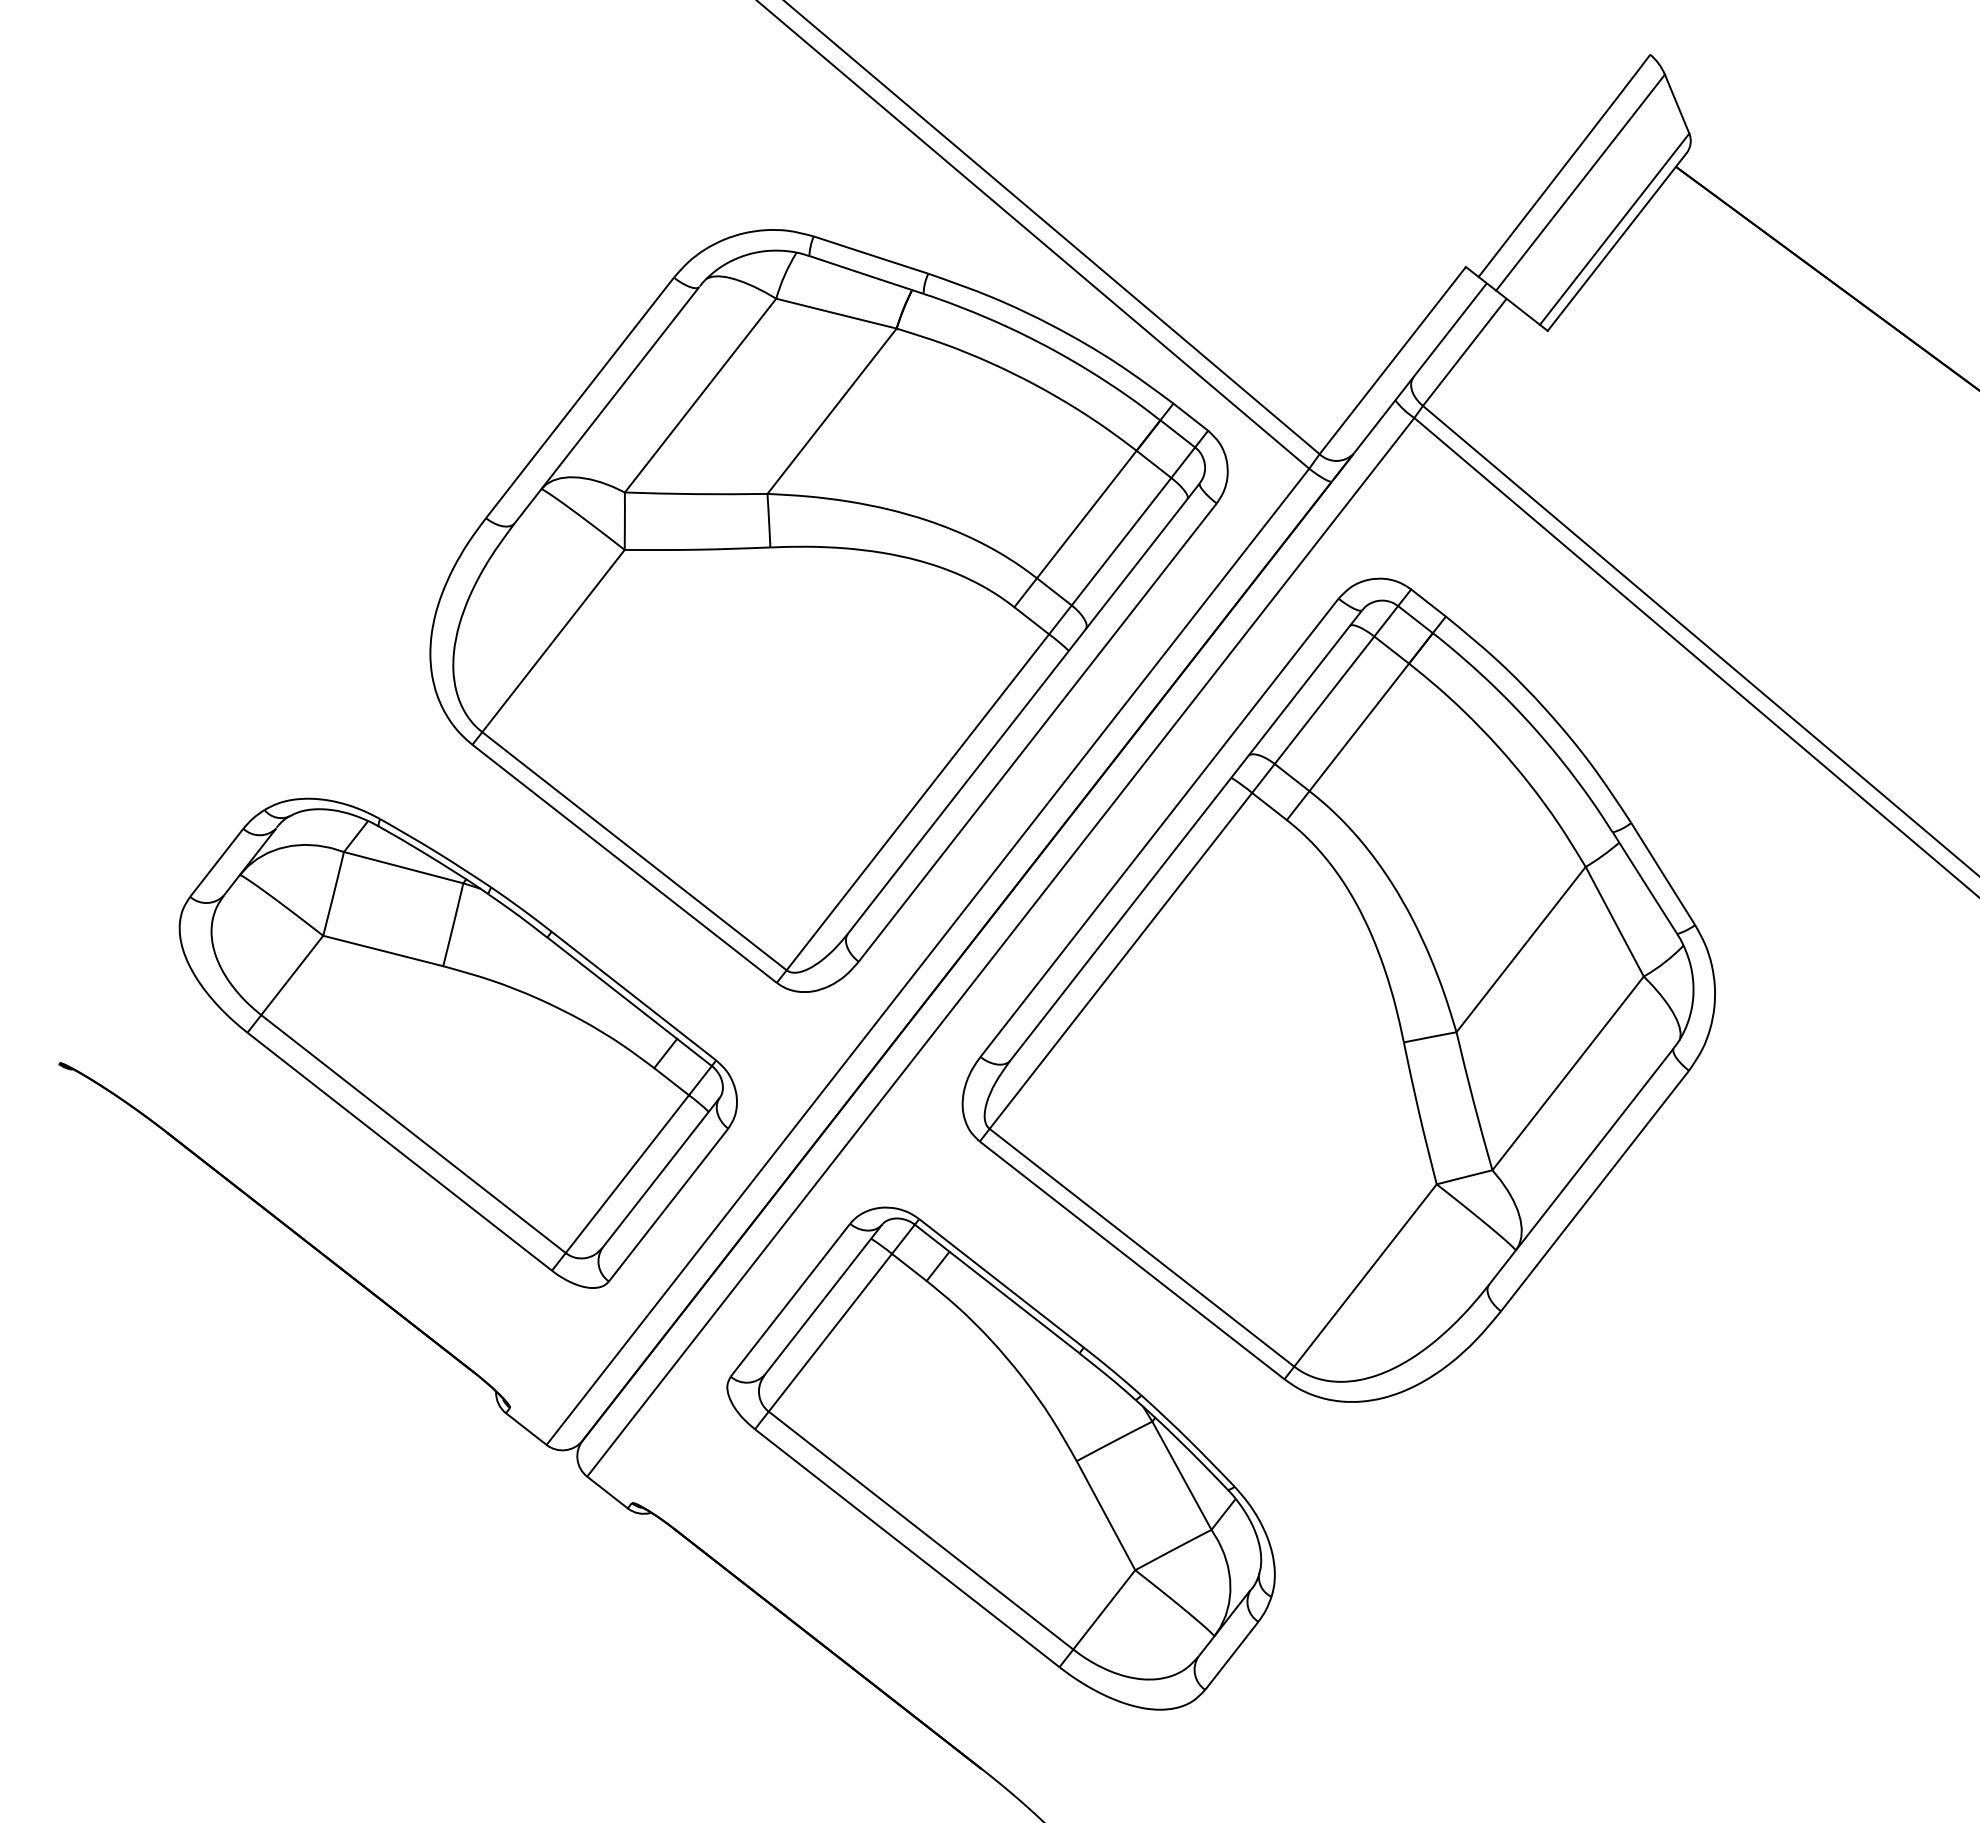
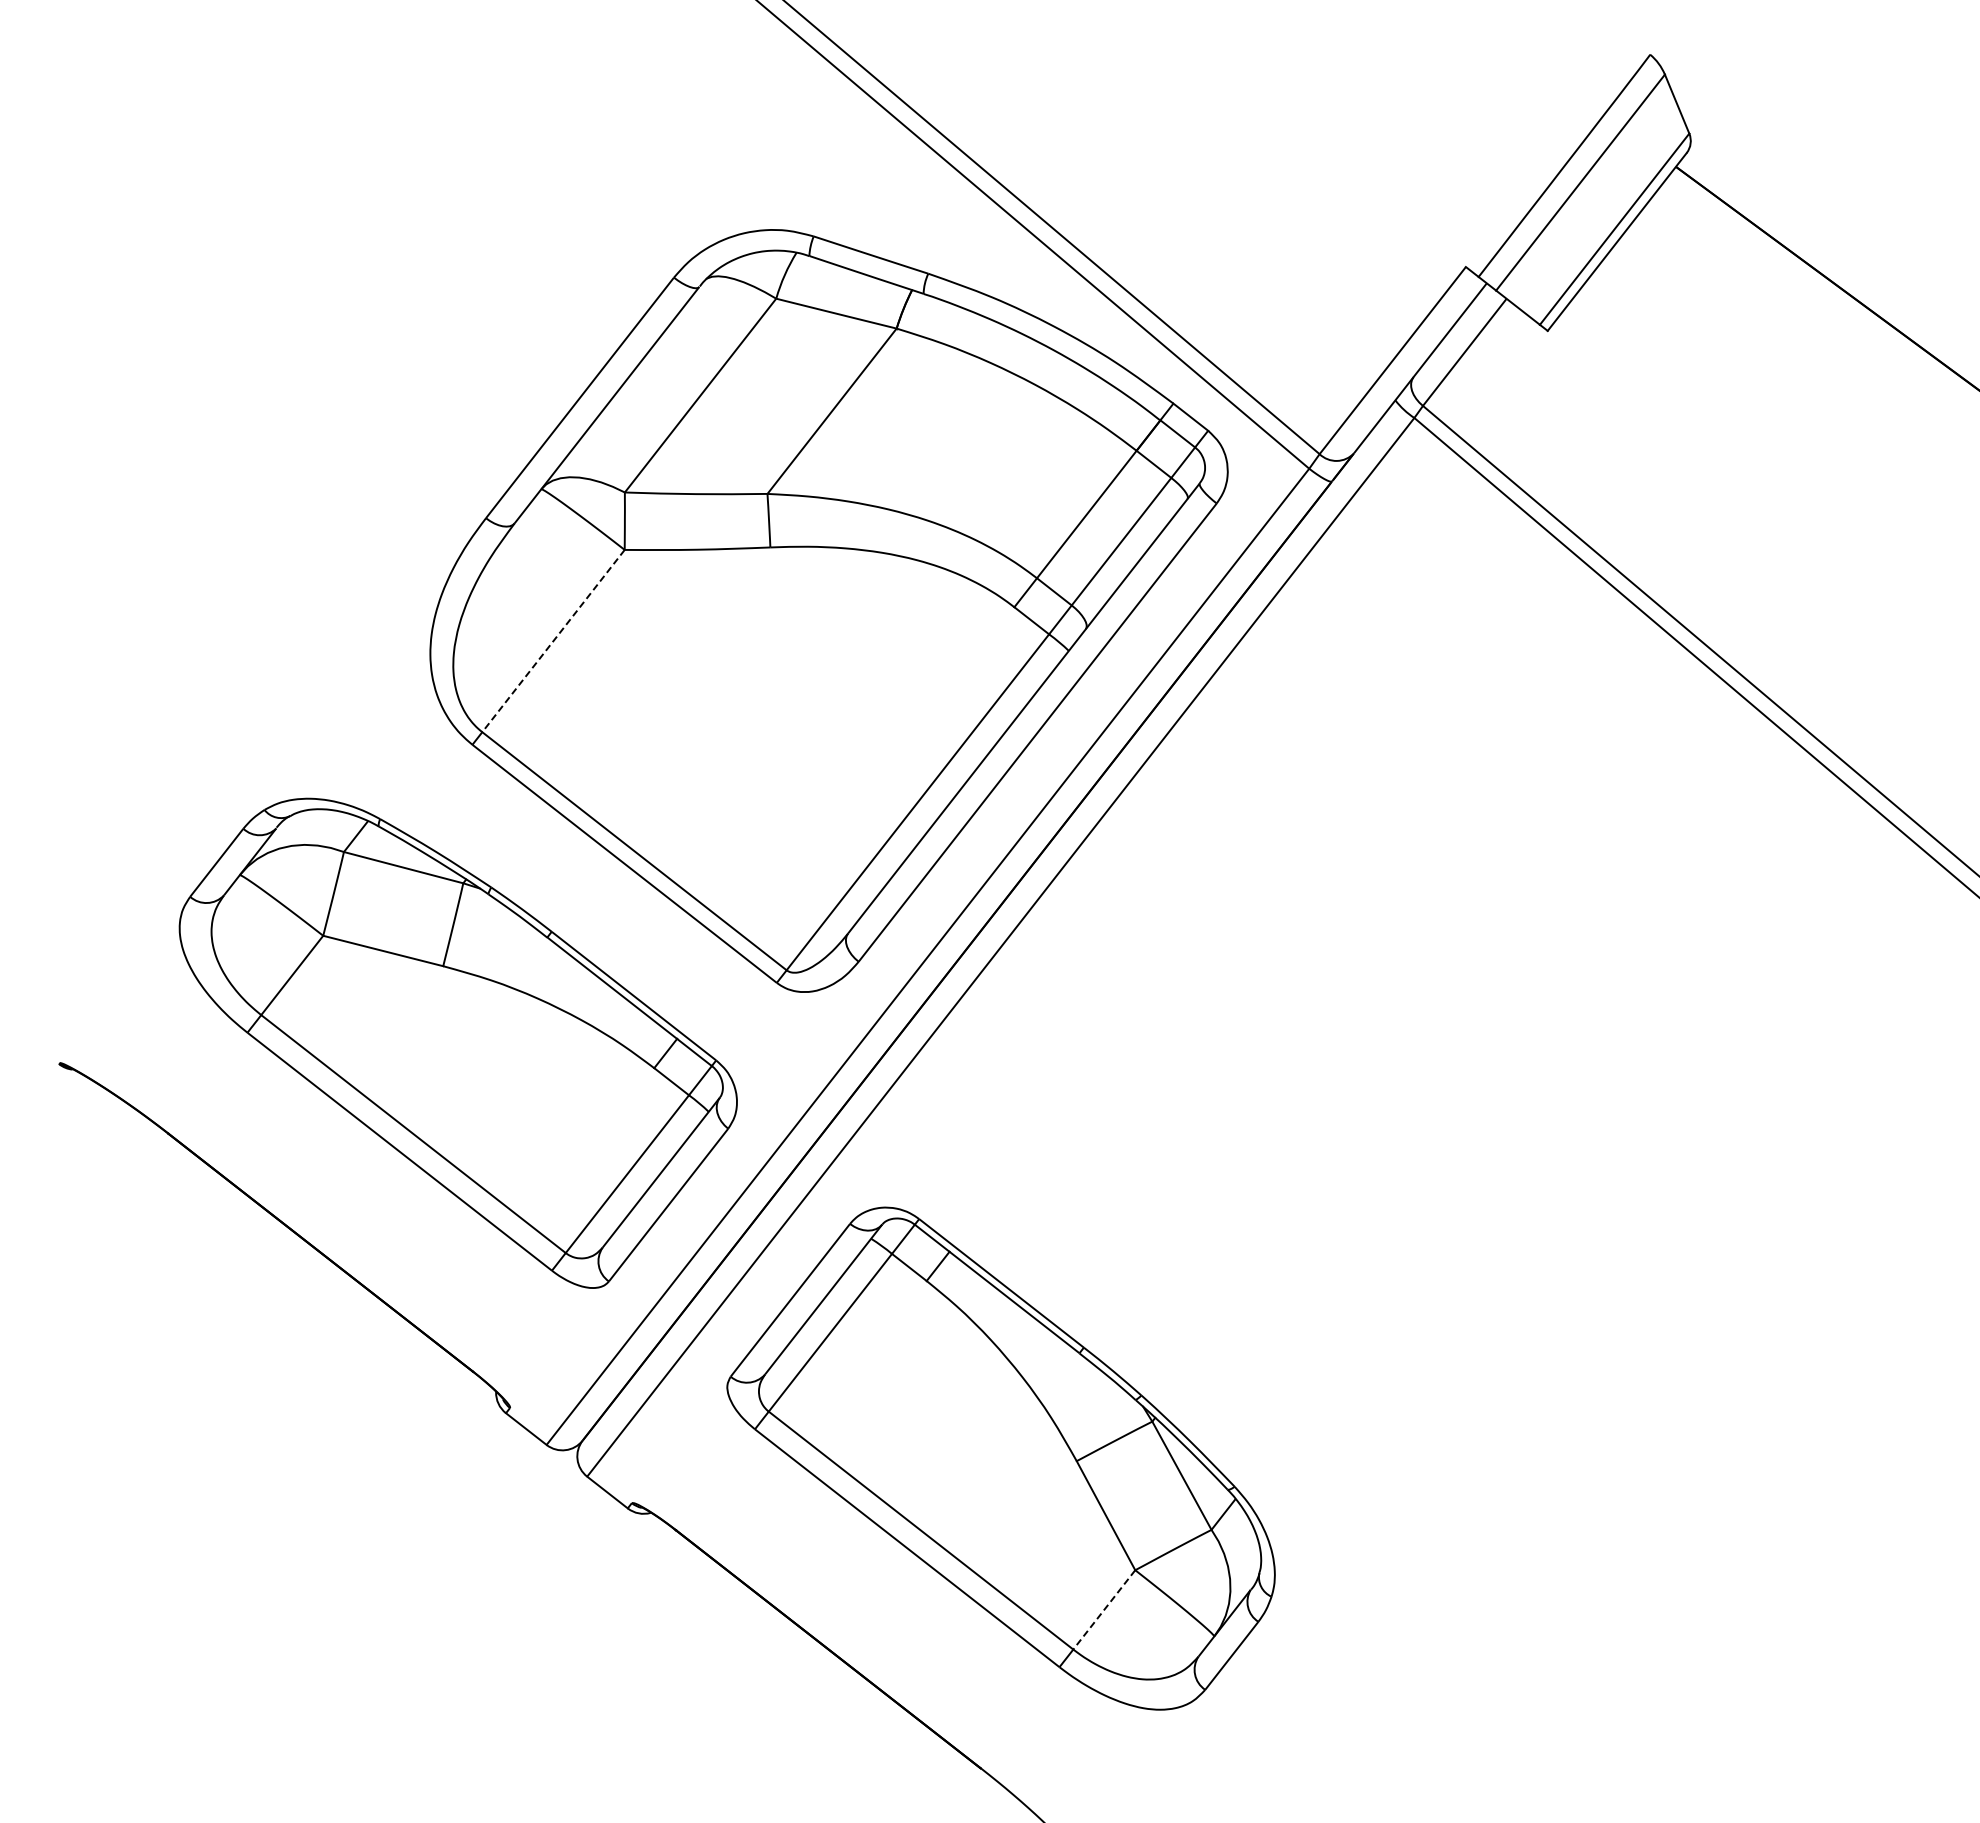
line: solid -> dashed (553, 641)
part: present -> none (1338, 989)
line: solid -> dashed (1103, 1610)
